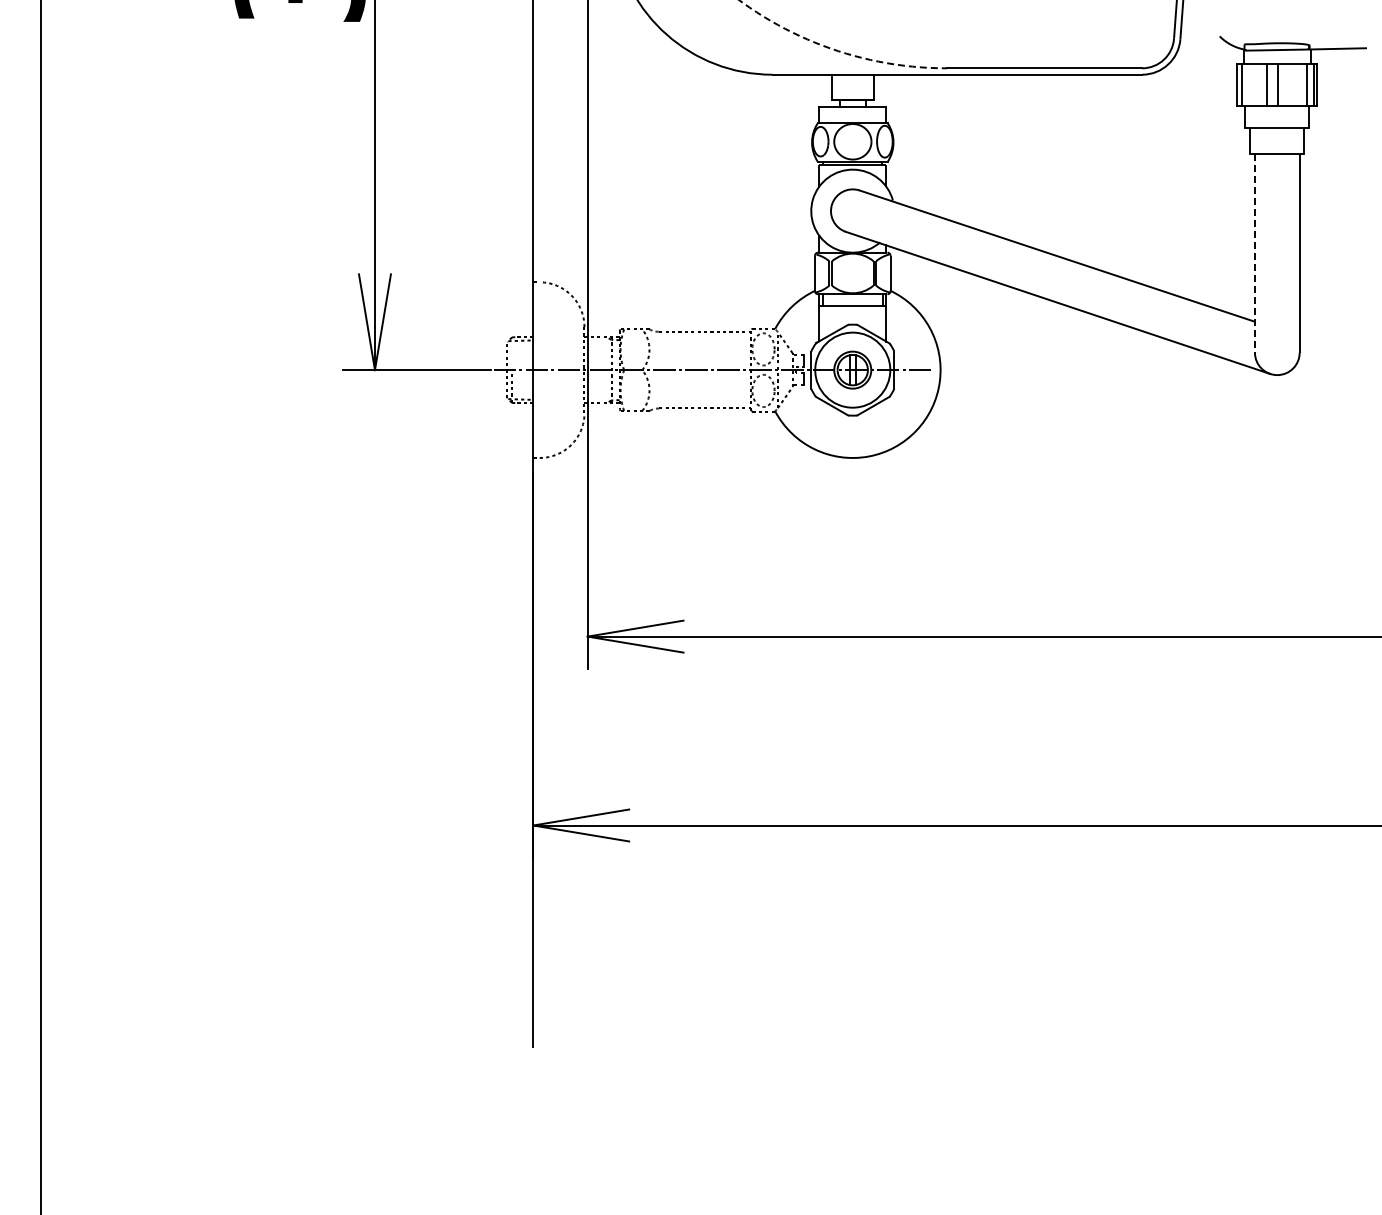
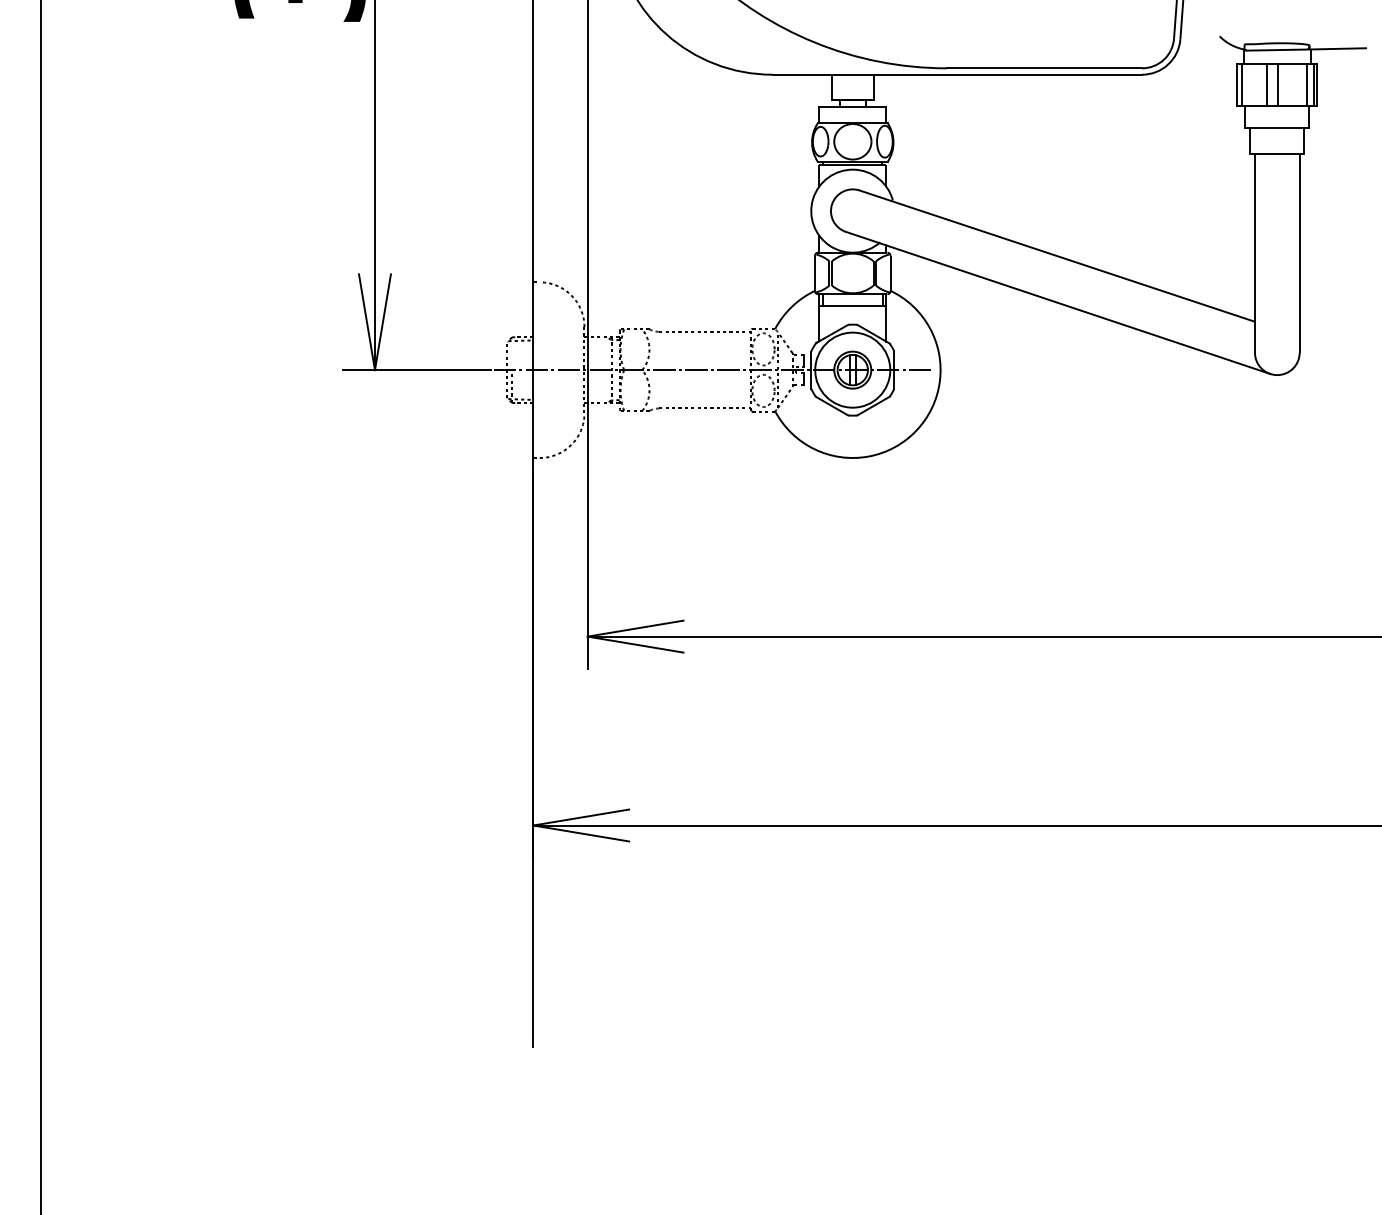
arc: dashed -> solid (836, 50)
line: dashed -> solid (1254, 253)
